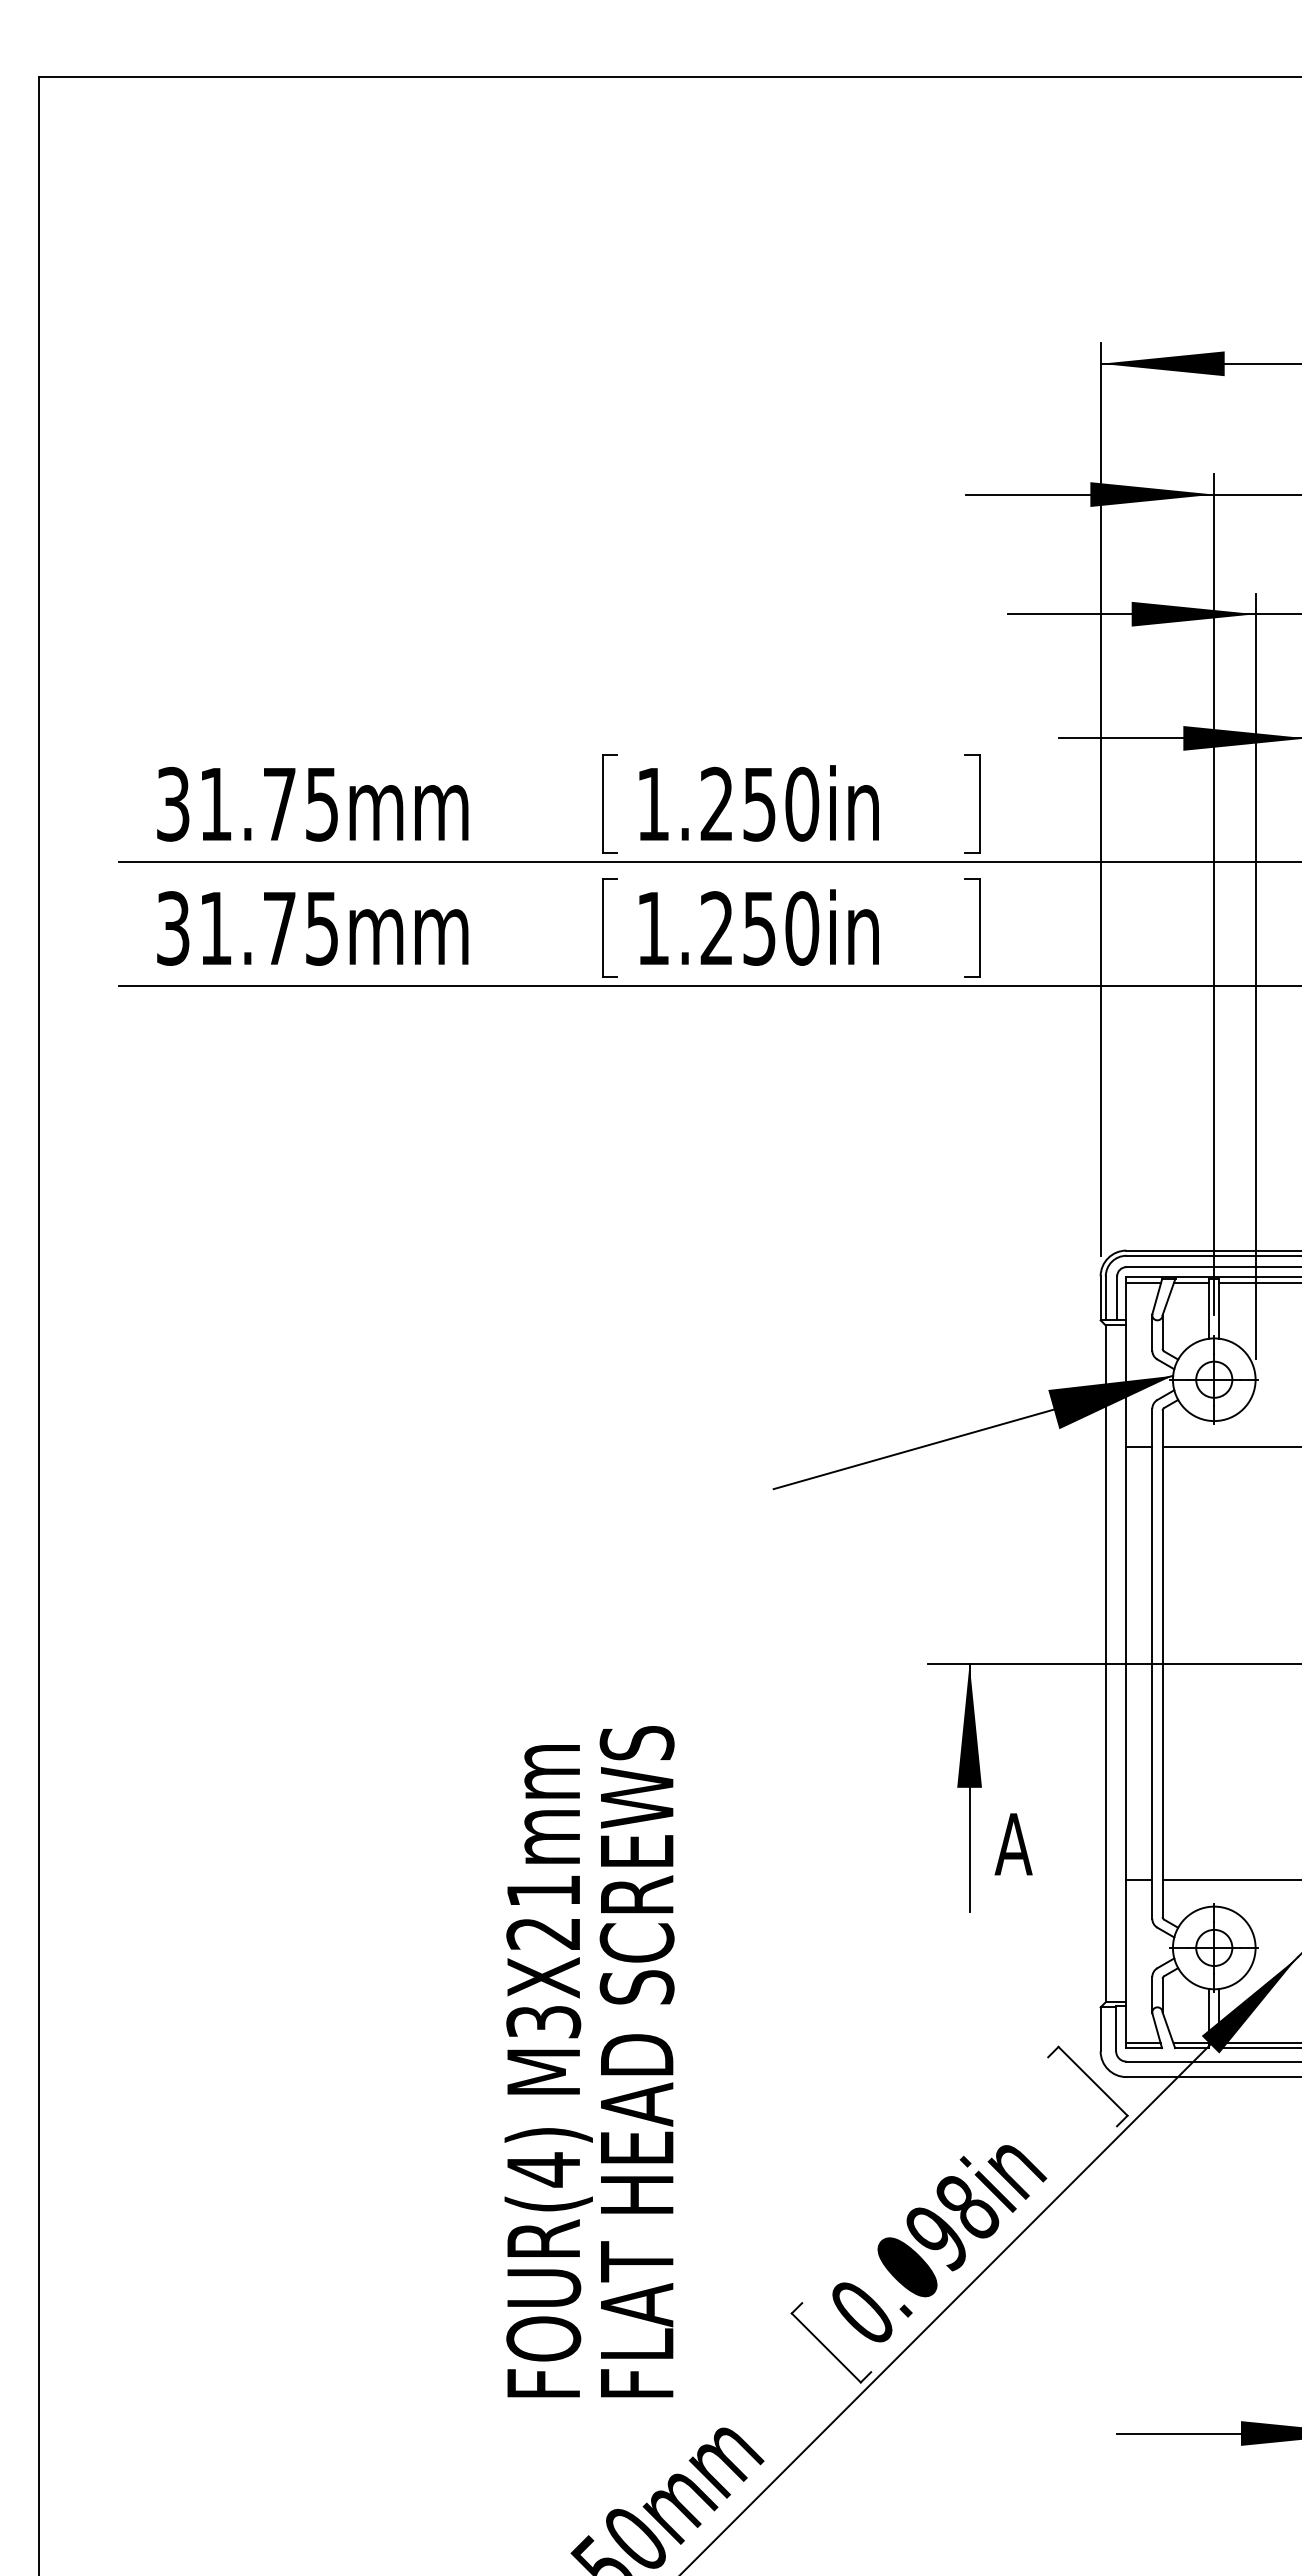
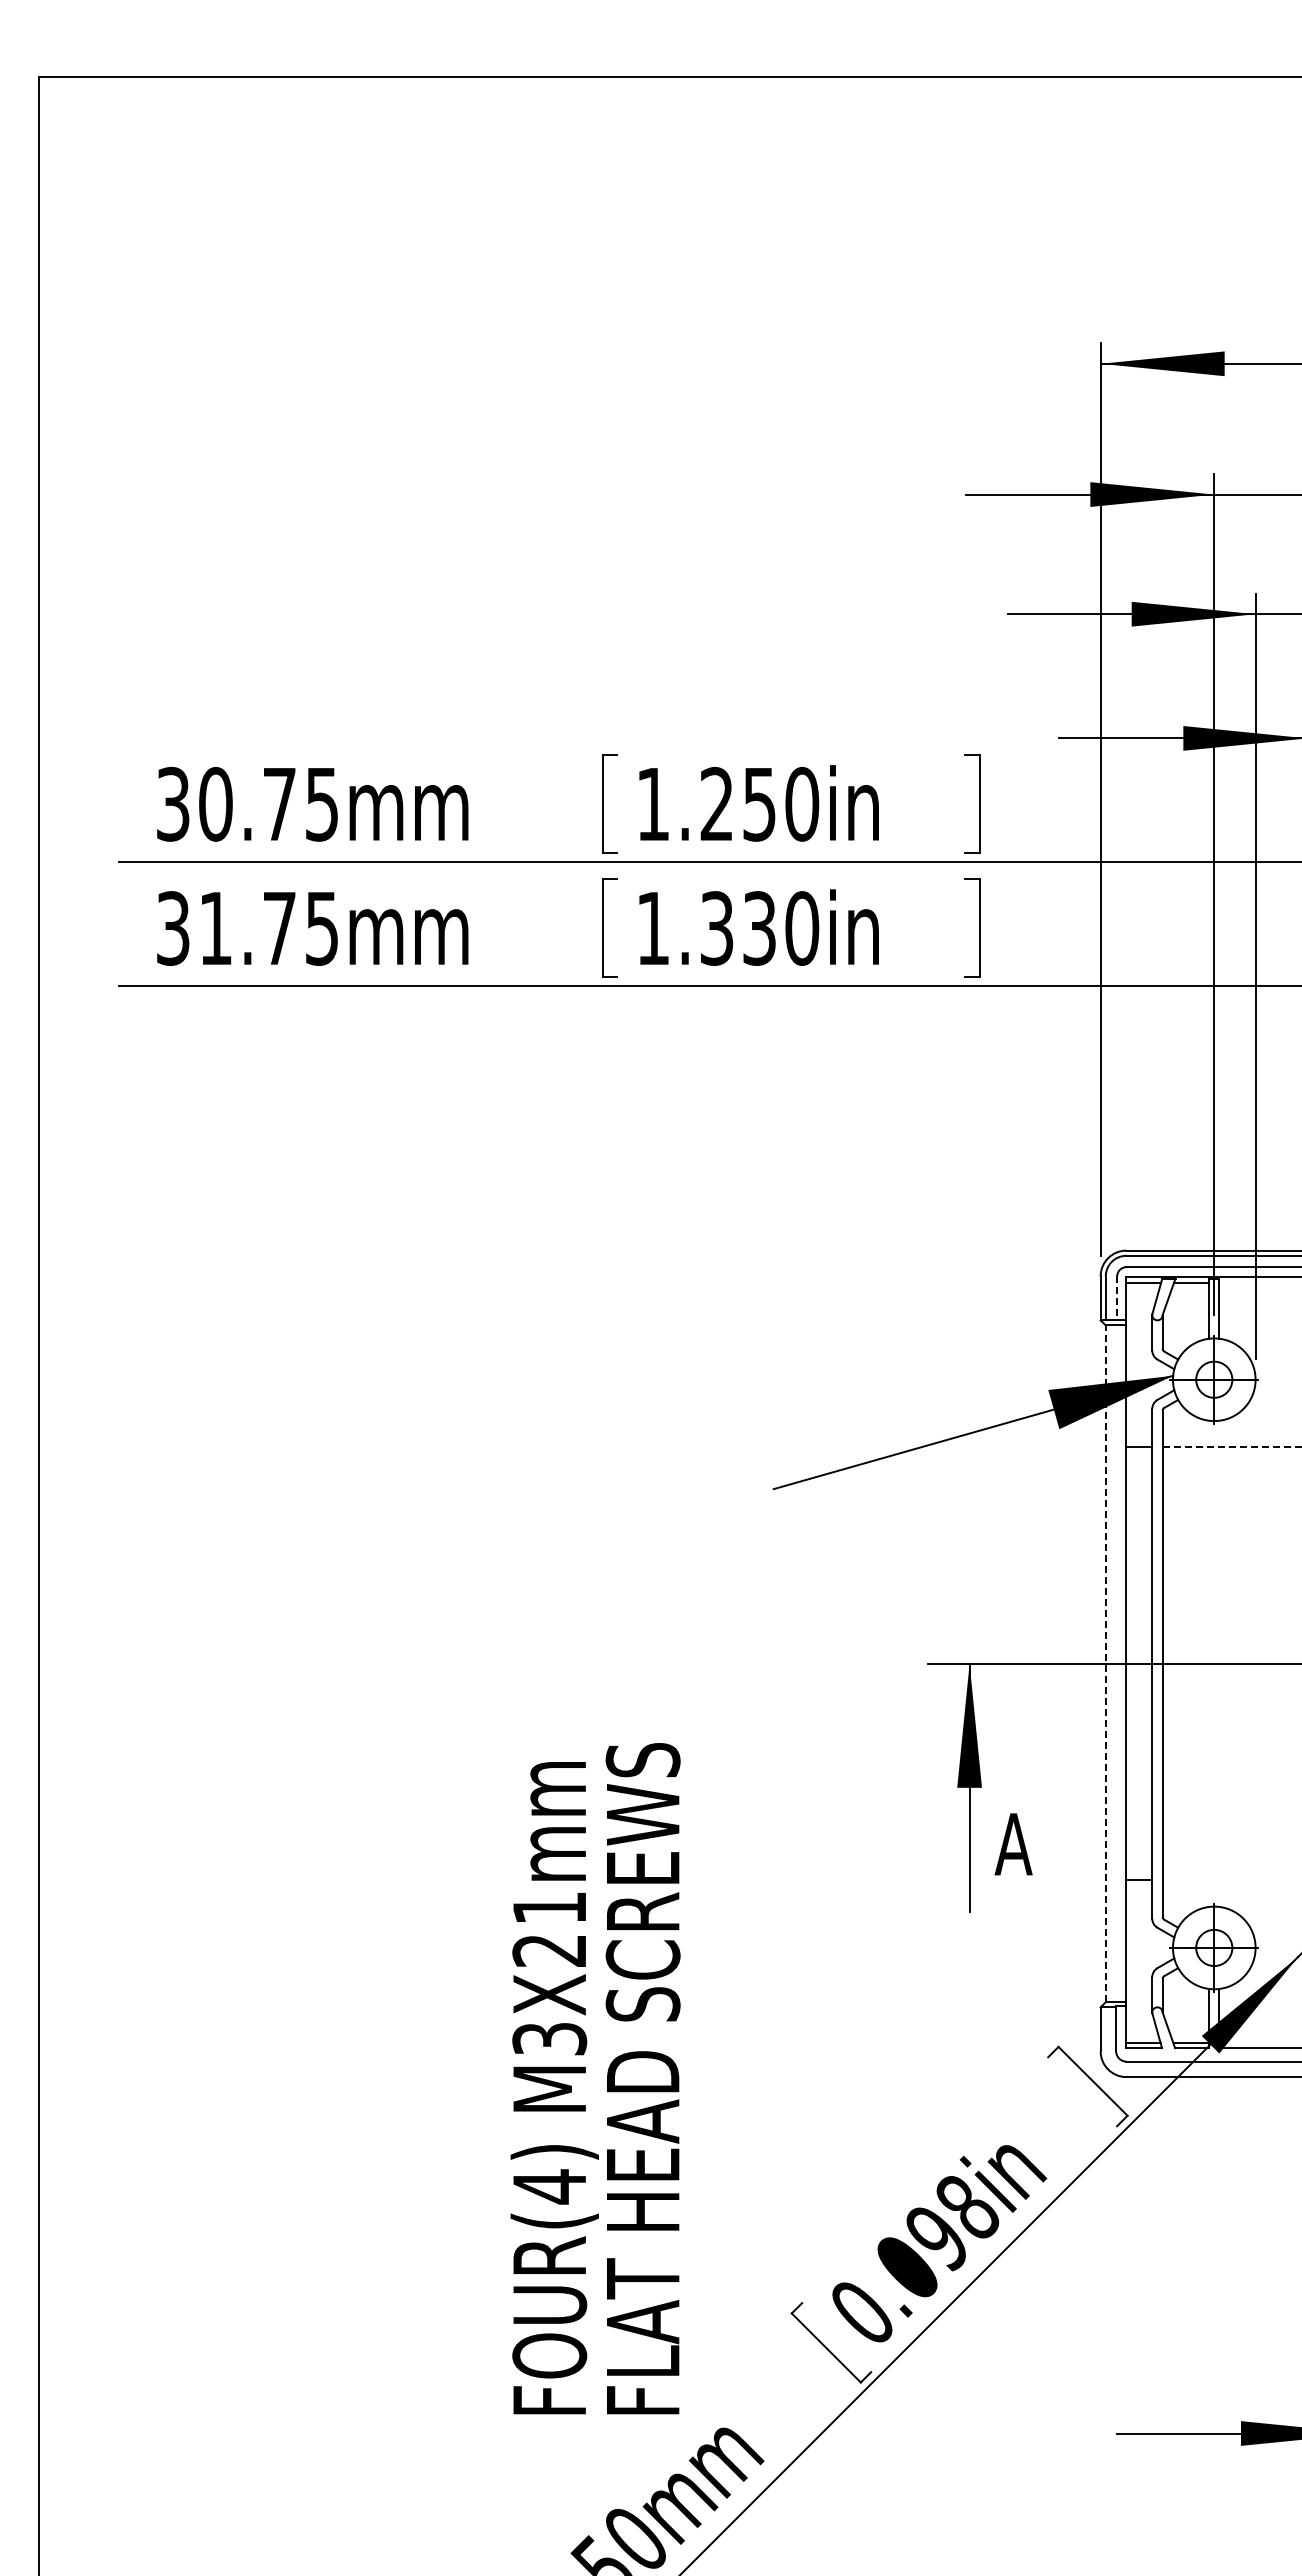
text: 31.75mm -> 30.75mm (215, 803)
text: 1.250in -> 1.330in (737, 928)
line: present -> none (1258, 1283)
line: solid -> dashed (1117, 1298)
line: solid -> dashed (1232, 1446)
line: solid -> dashed (1105, 1663)
line: present -> none (1230, 1880)
line: present -> none (1258, 2043)
text position: (589, 2061) -> (595, 2078) (595, 2078)
